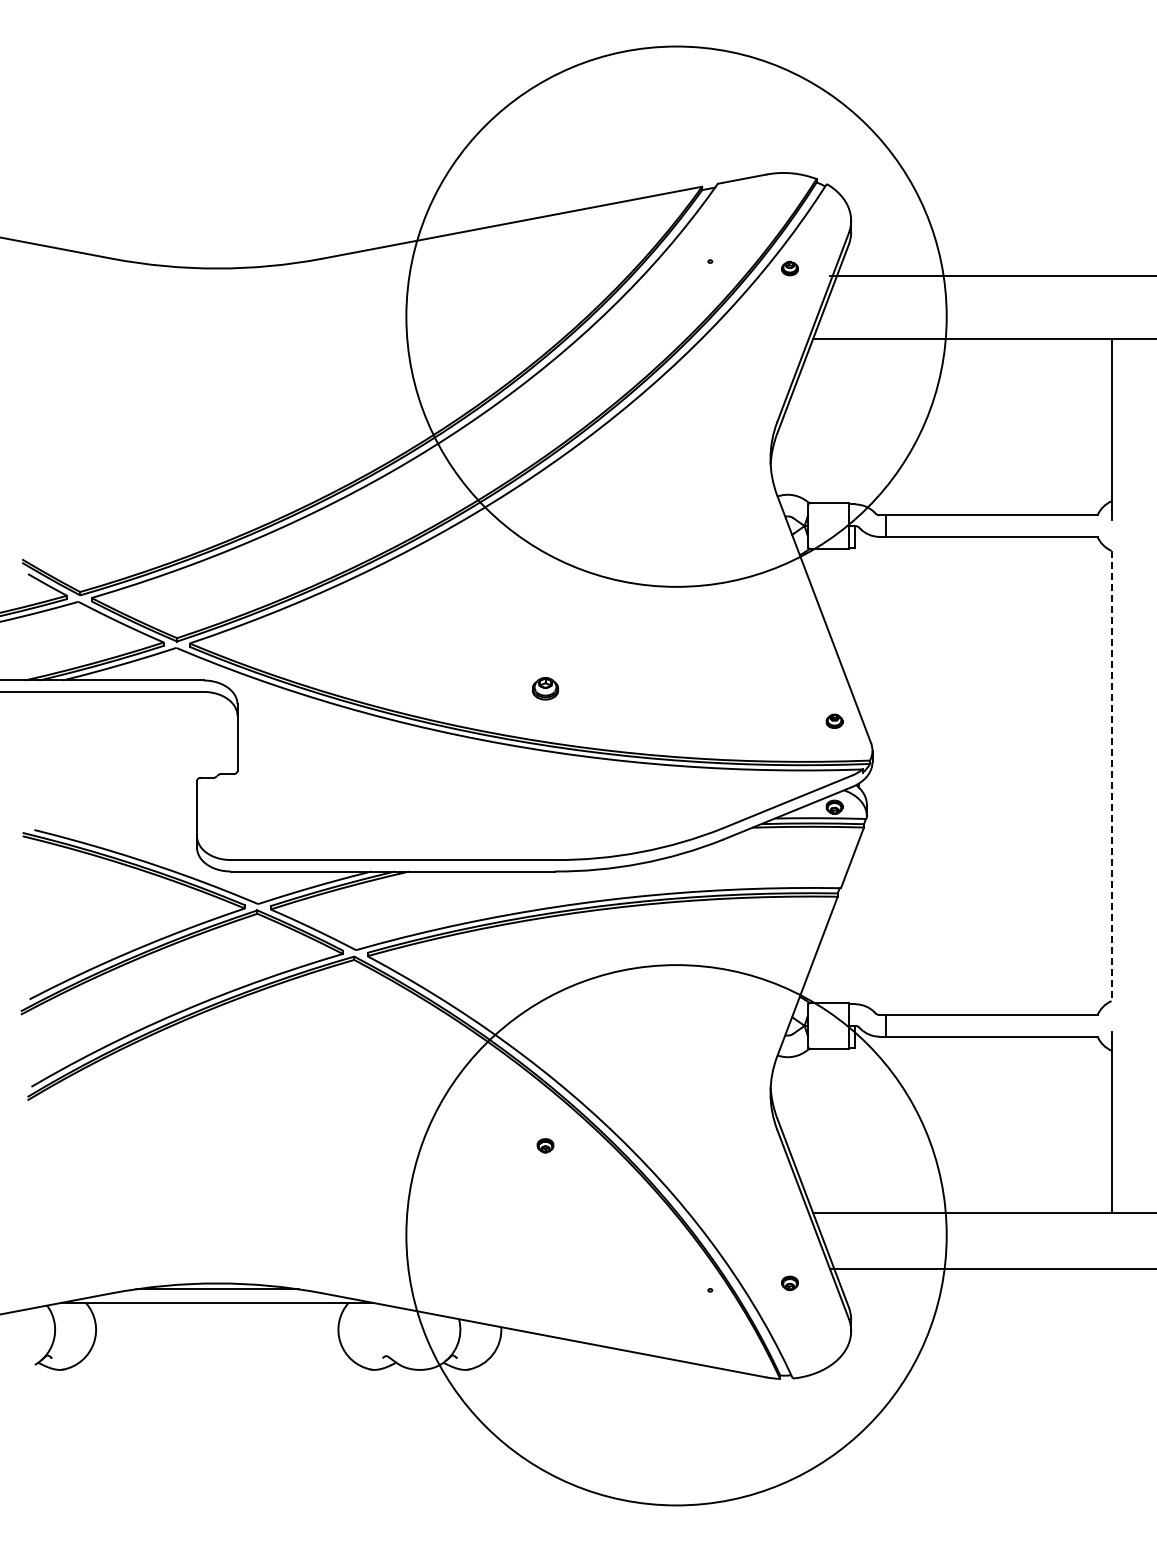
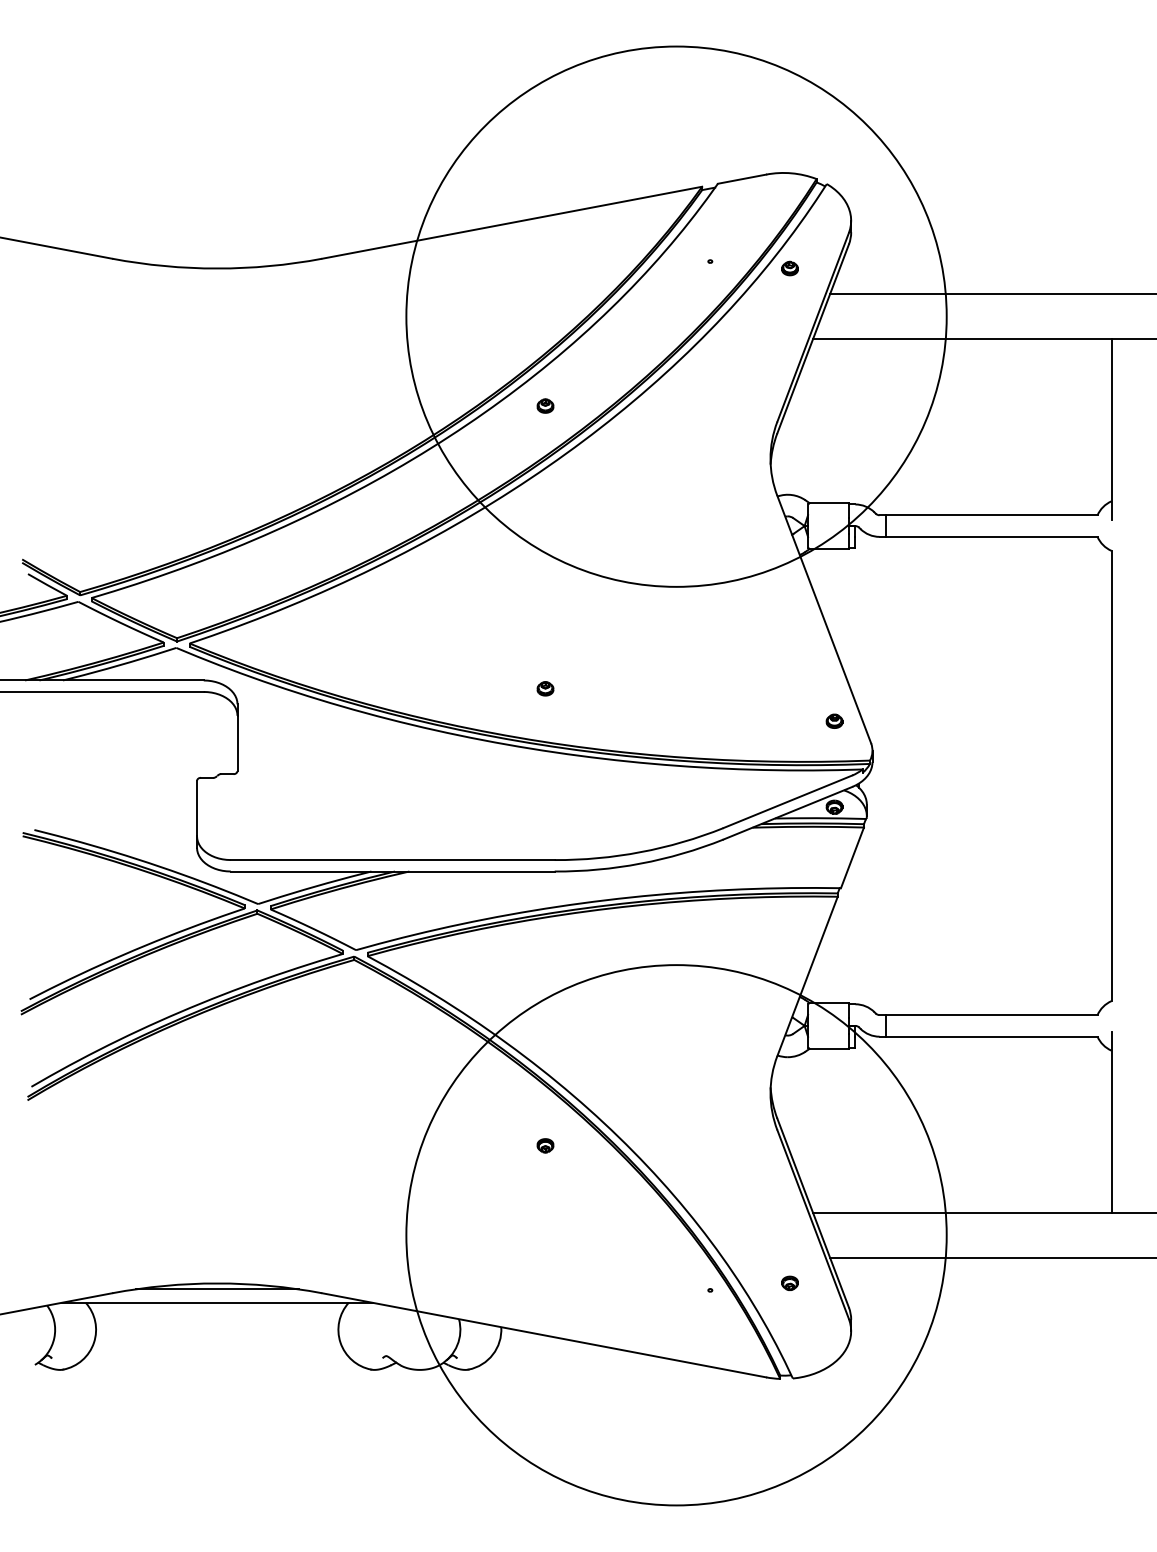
line position: (991, 275) -> (991, 293) (991, 293)
part: none -> present (545, 405)
part size: 28x24 px -> 19x16 px (545, 688)
line: dashed -> solid (1111, 776)
line position: (991, 1269) -> (991, 1258) (991, 1258)
